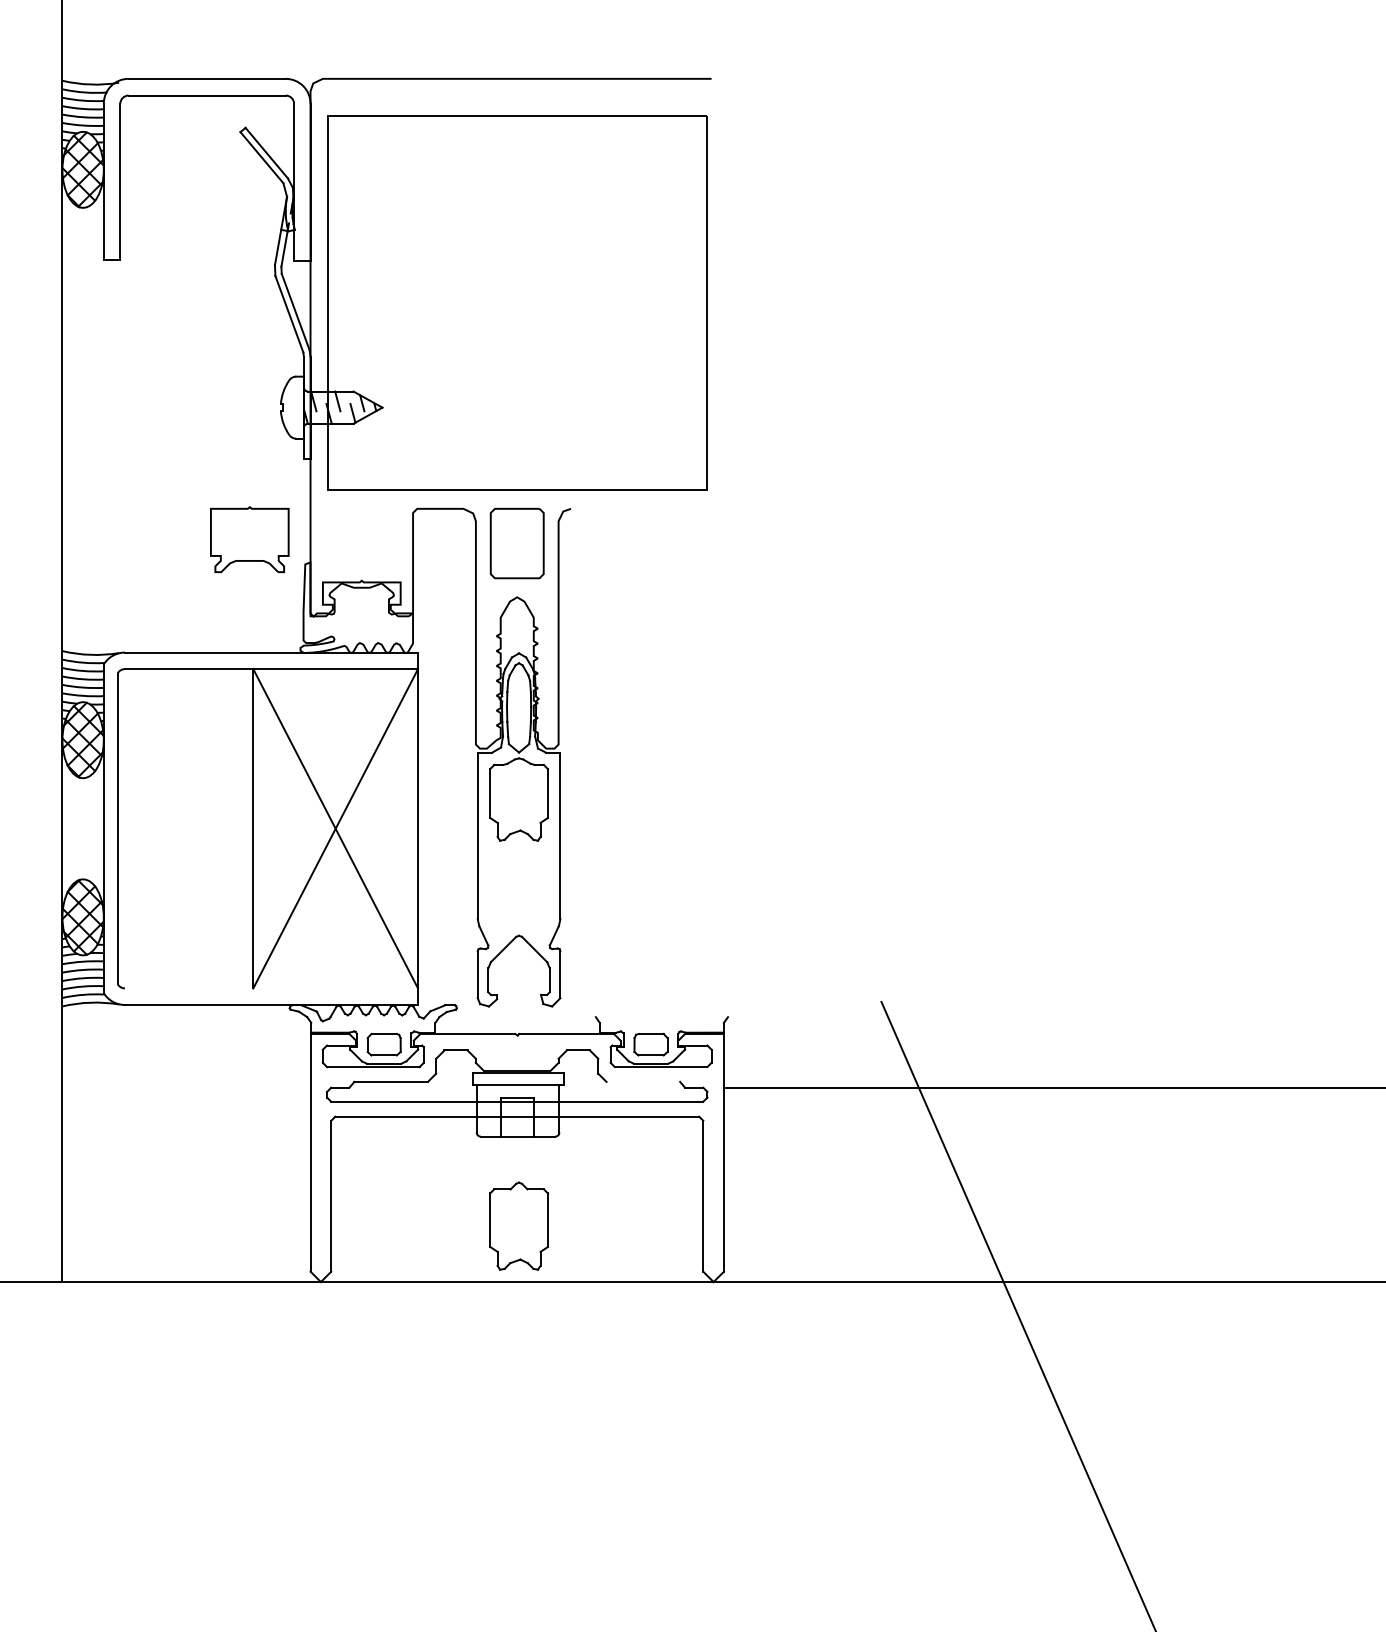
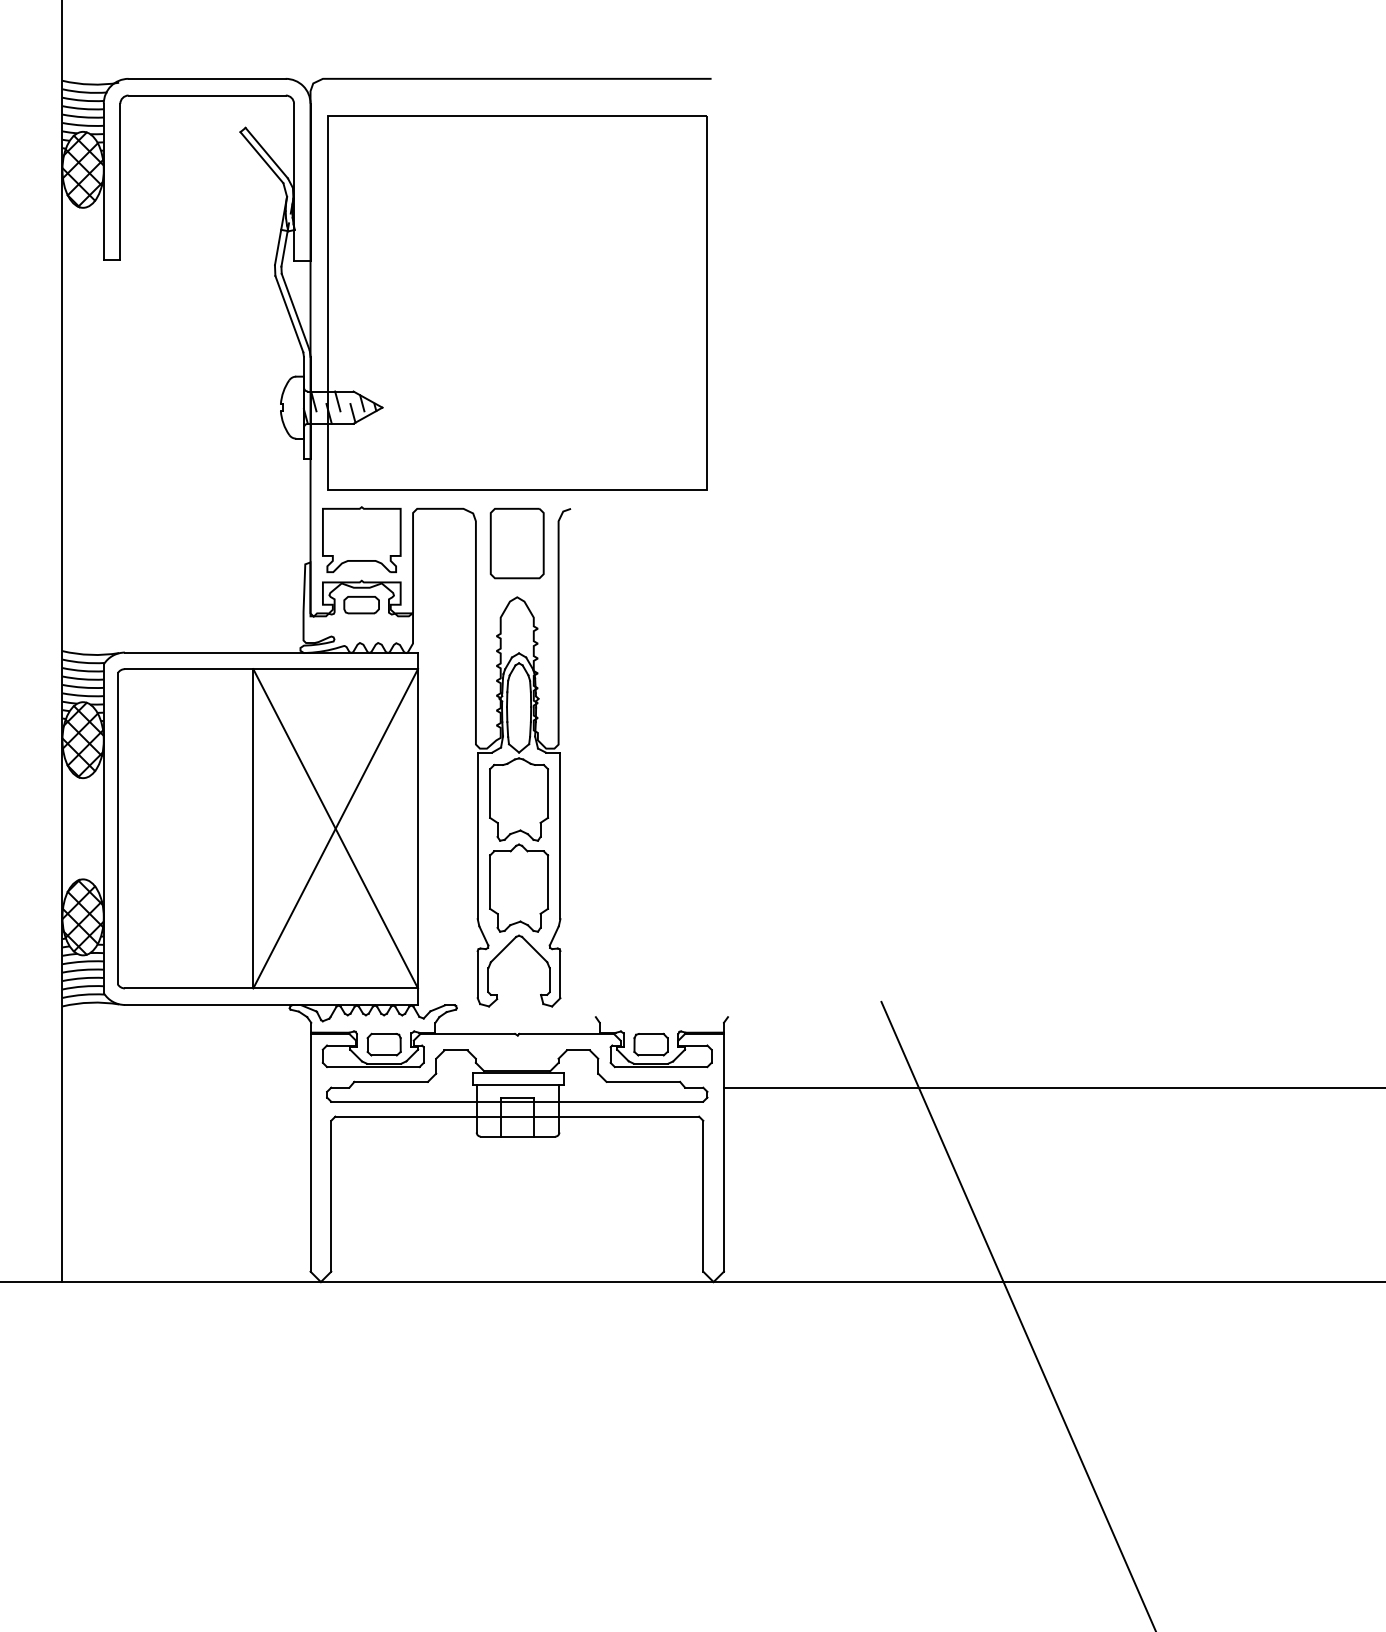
part position: (249, 539) -> (361, 539) (361, 539)
part: none -> present (361, 605)
line: none -> present (271, 988)
line: none -> present (643, 1081)
part position: (519, 1225) -> (519, 887) (519, 887)
